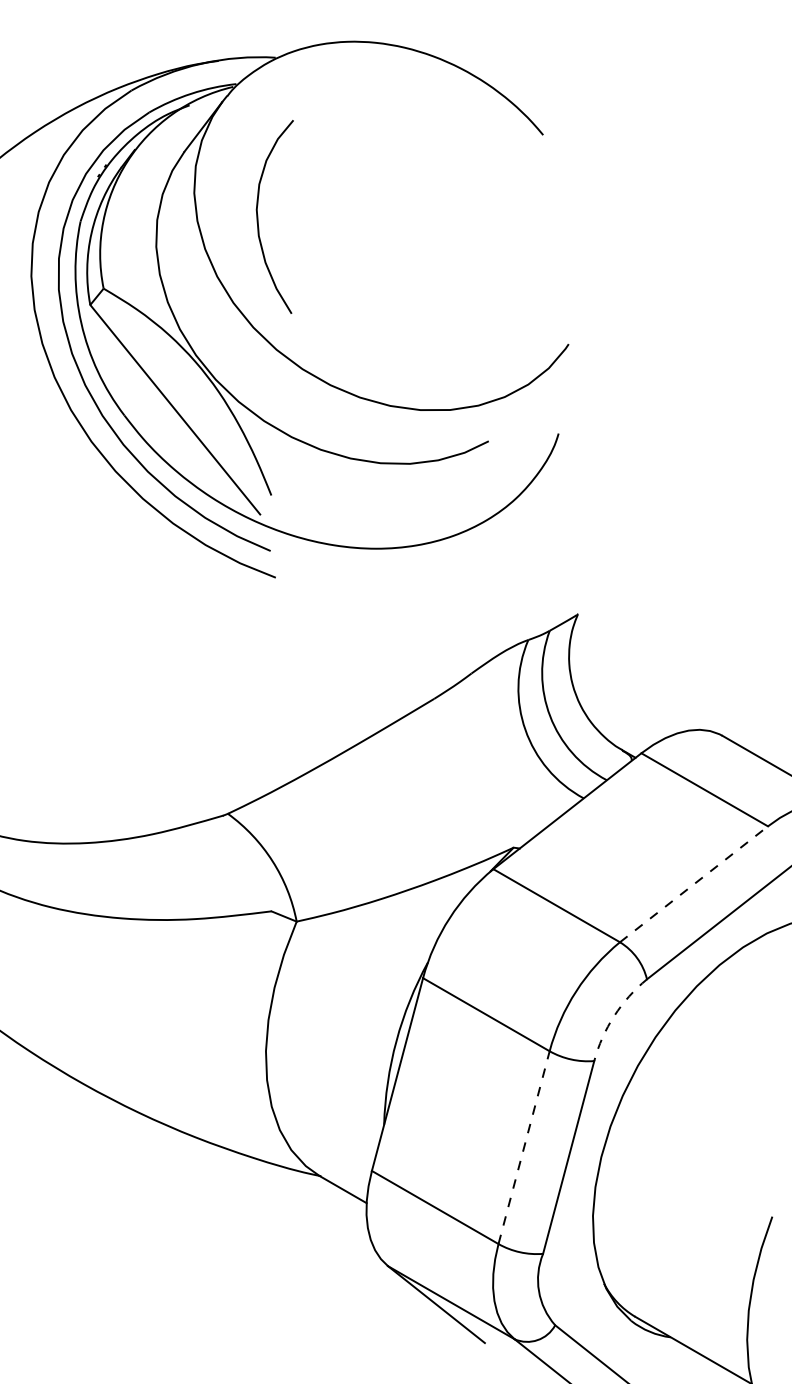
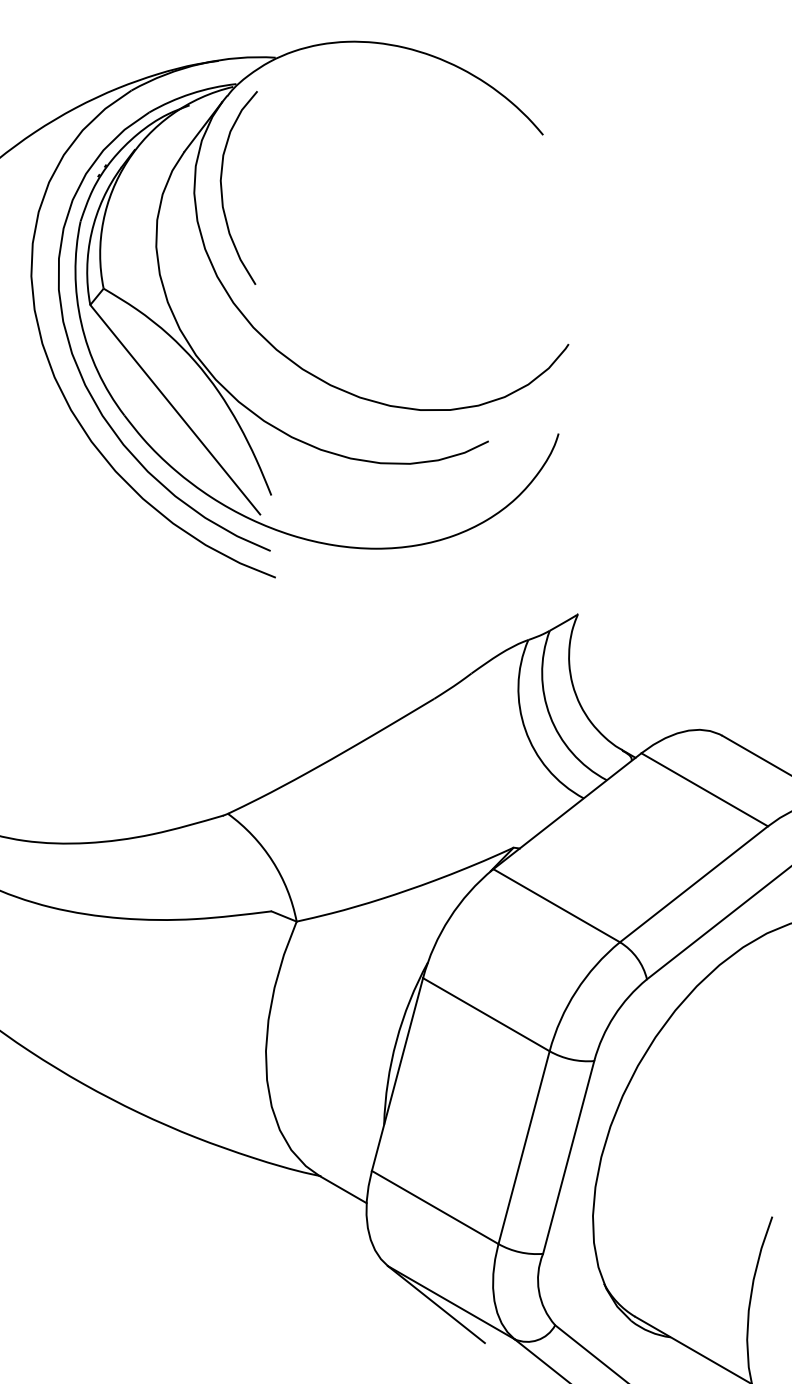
curve position: (258, 216) -> (222, 187) (222, 187)
line: dashed -> solid (694, 884)
arc: dashed -> solid (614, 1016)
line: dashed -> solid (524, 1147)
